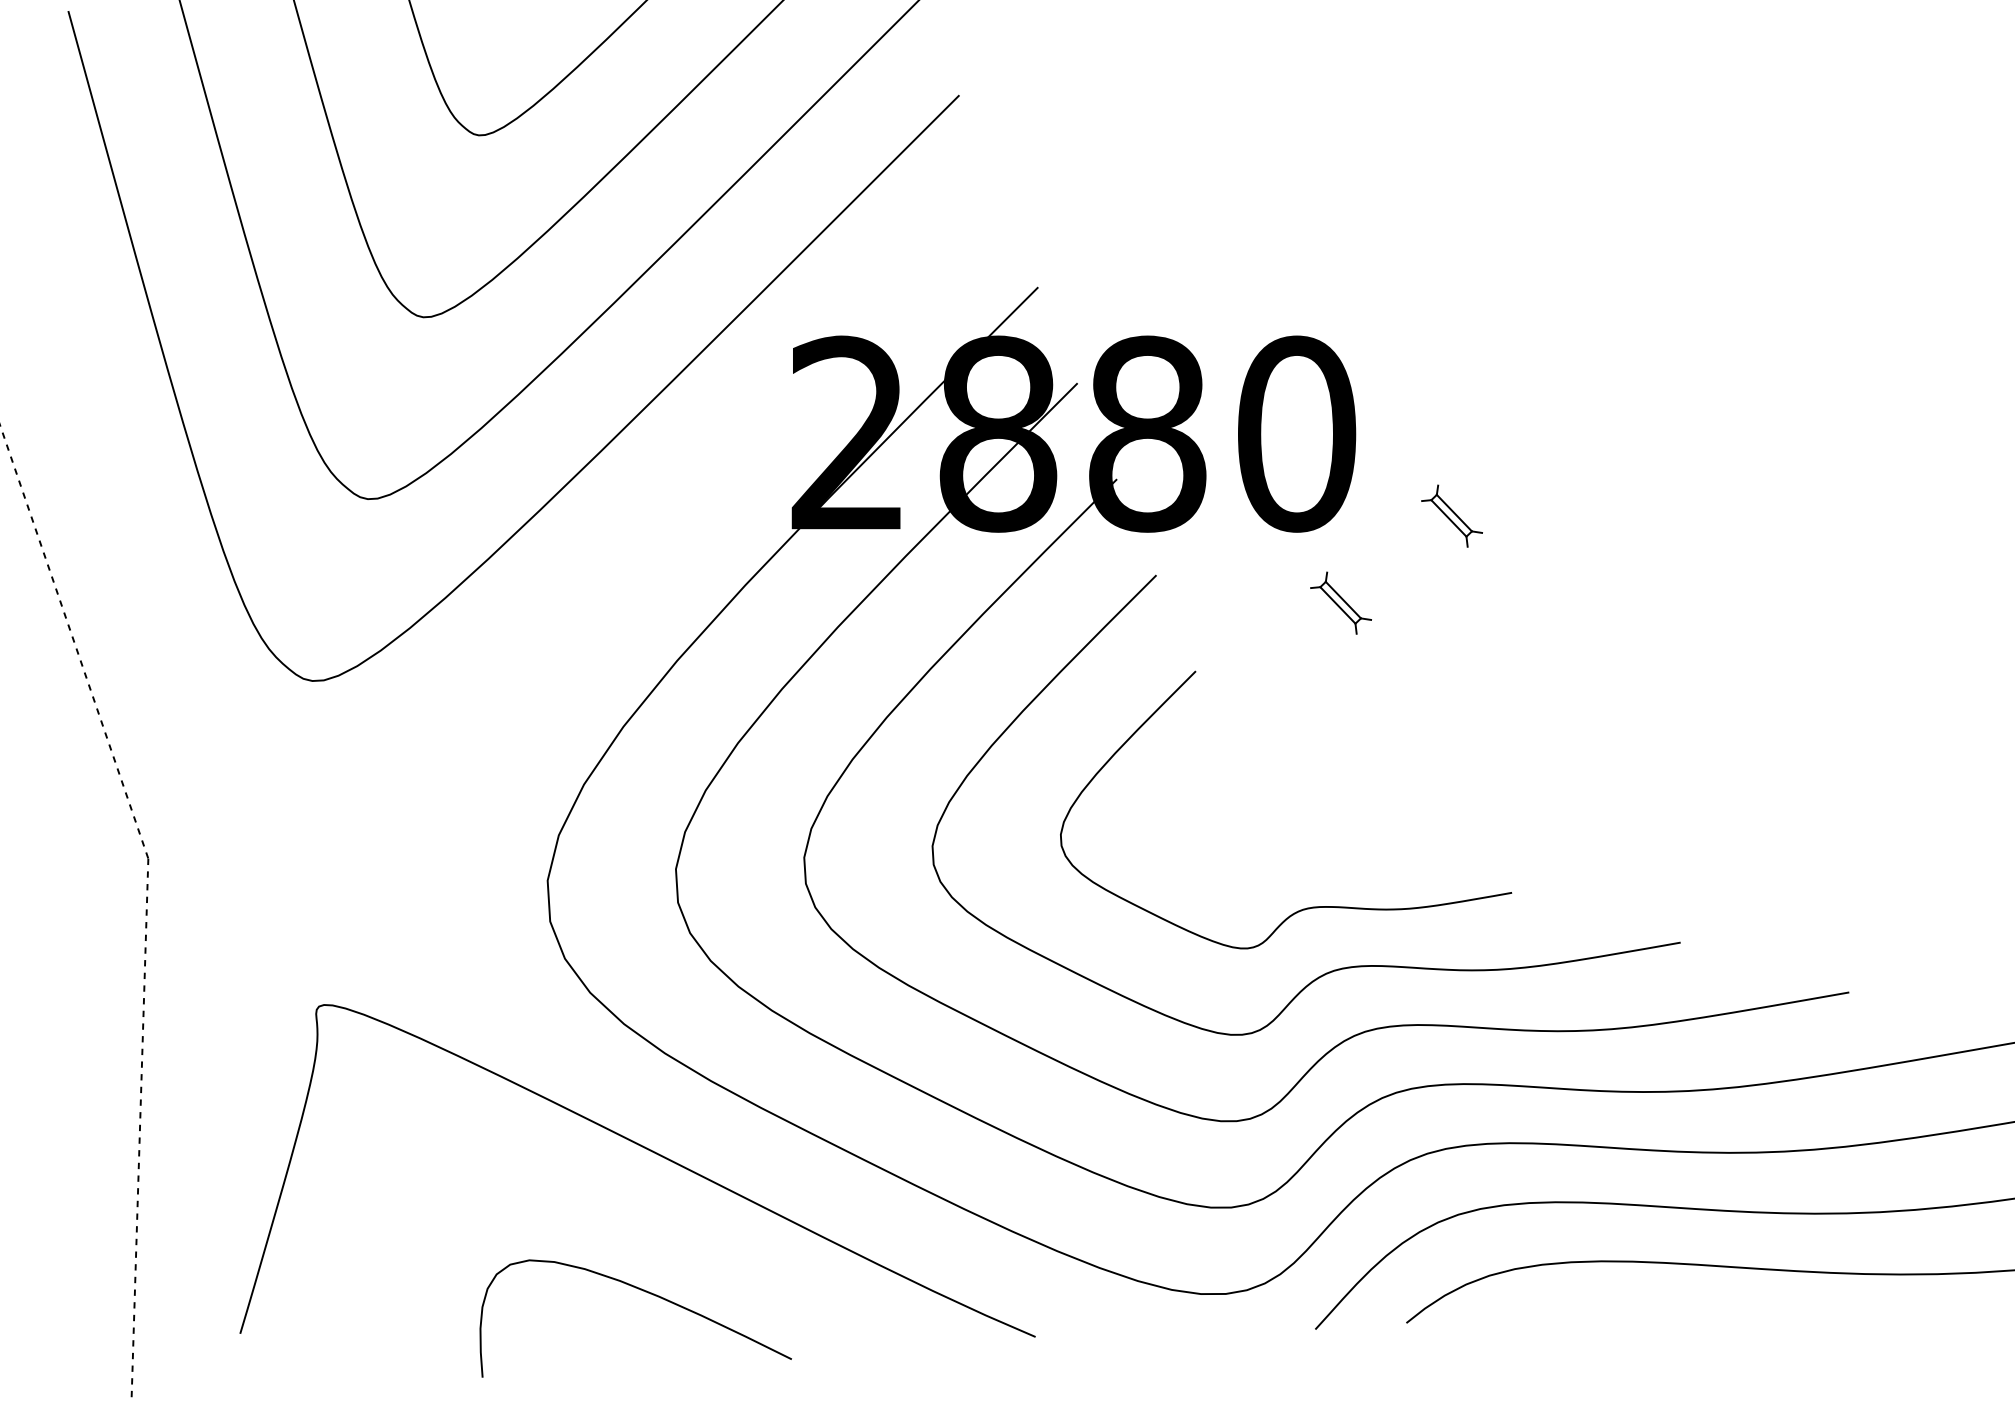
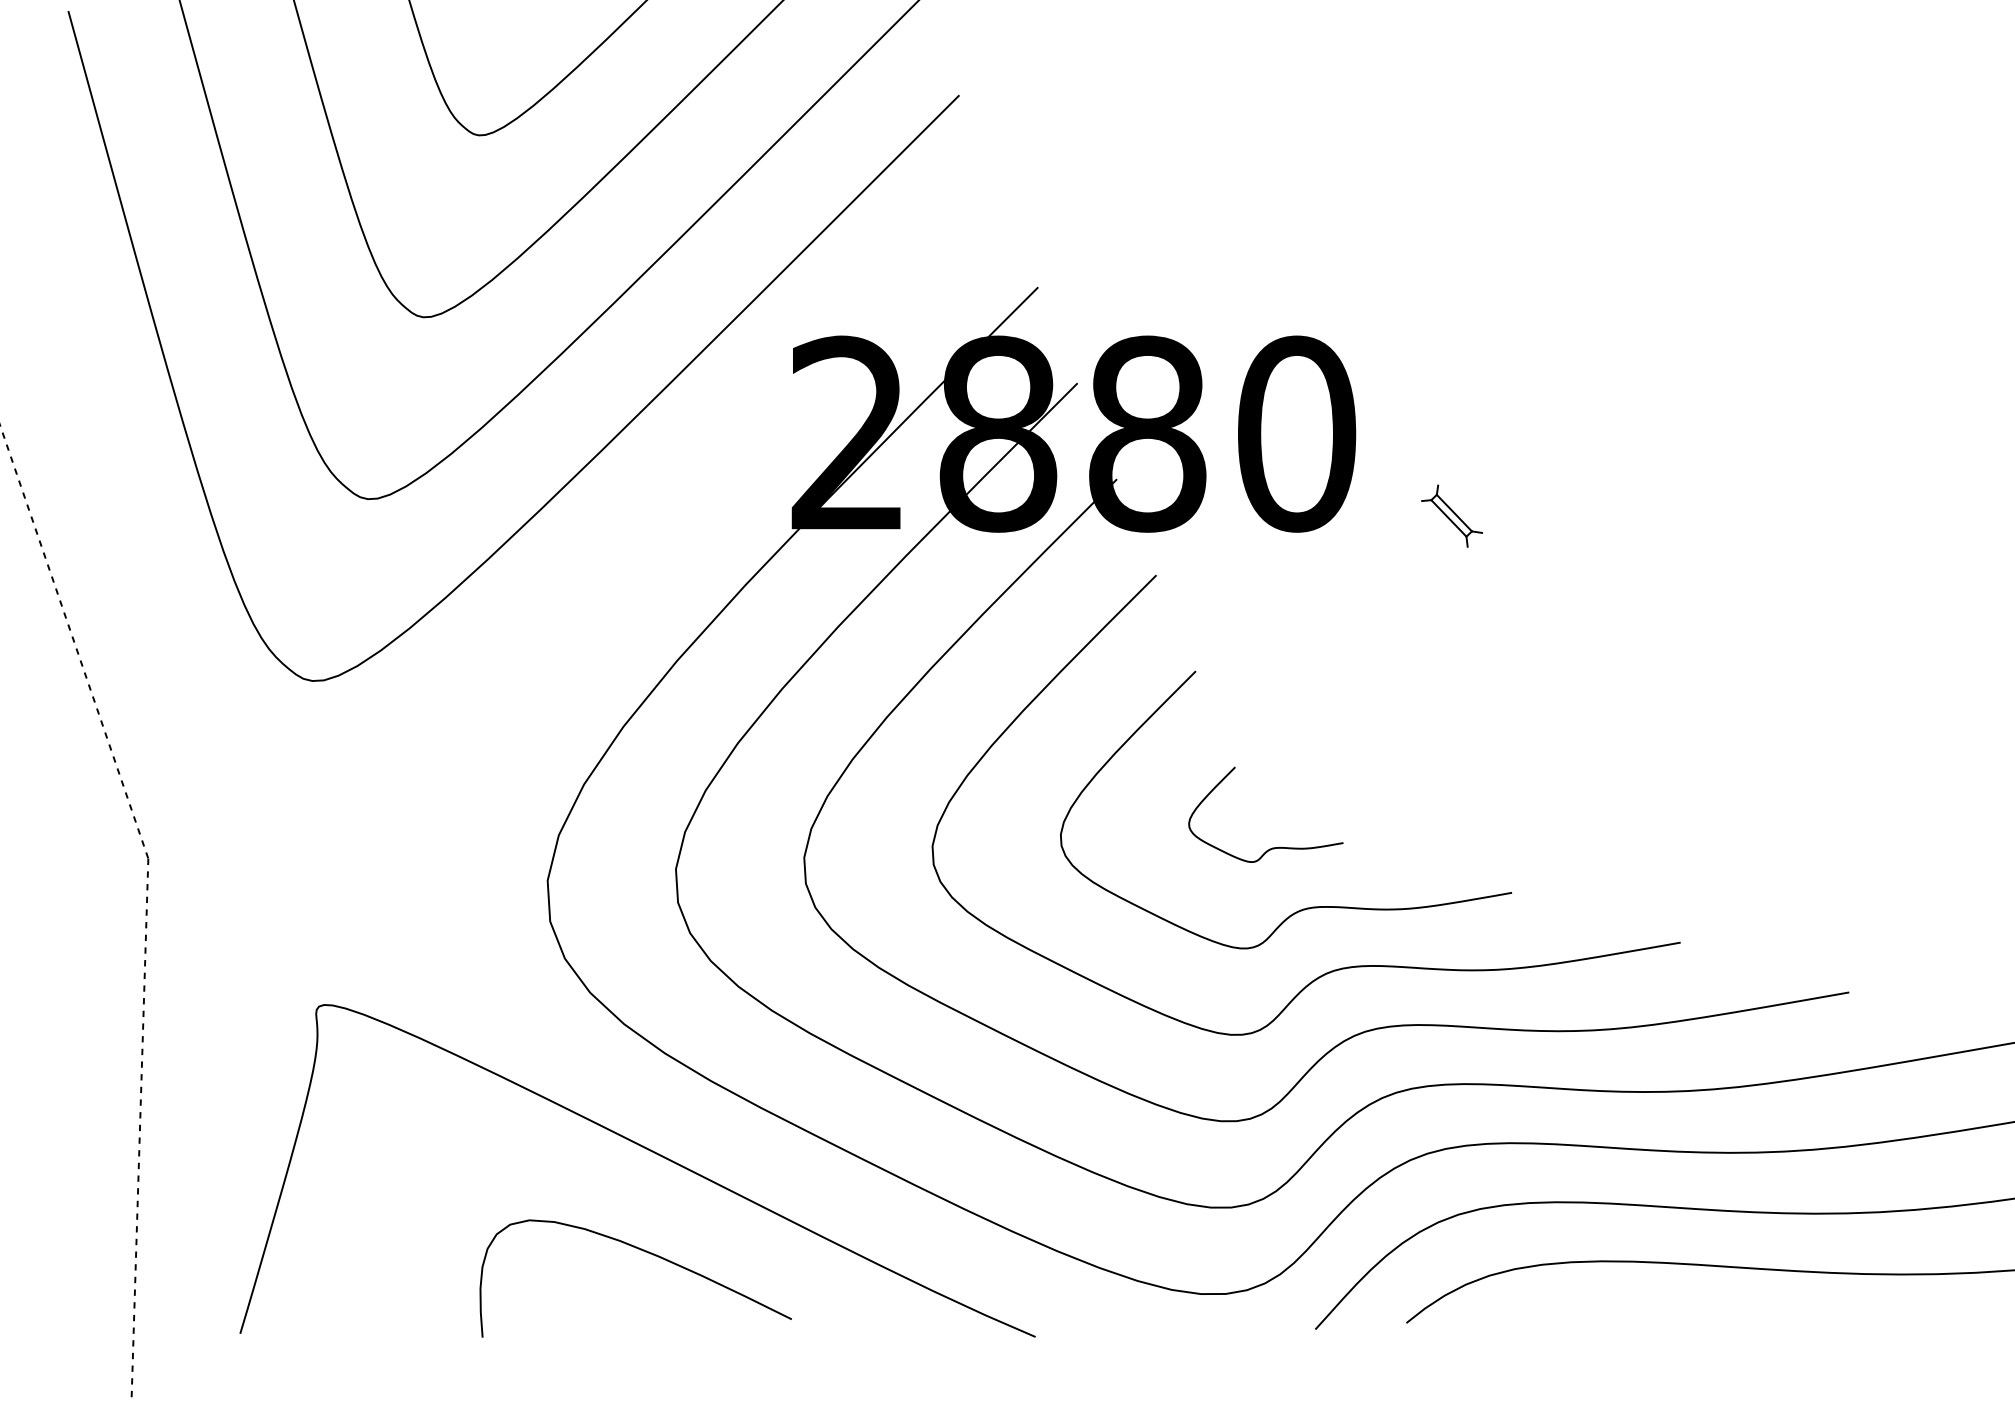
part: present -> none (1340, 602)
curve: none -> present (1272, 847)
curve position: (645, 1292) -> (645, 1252) (645, 1252)
